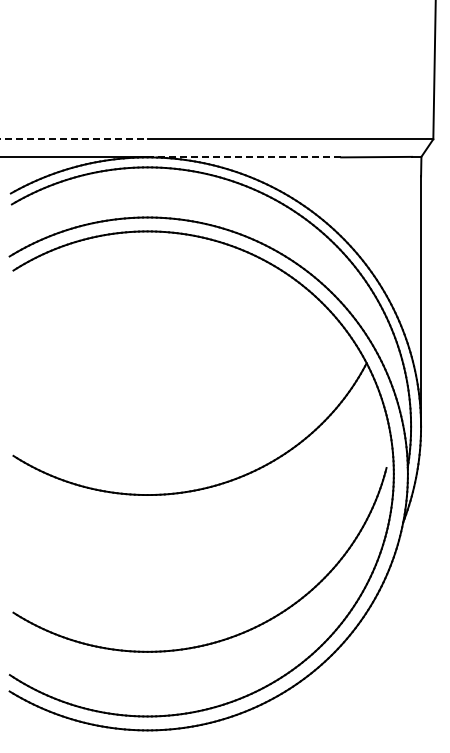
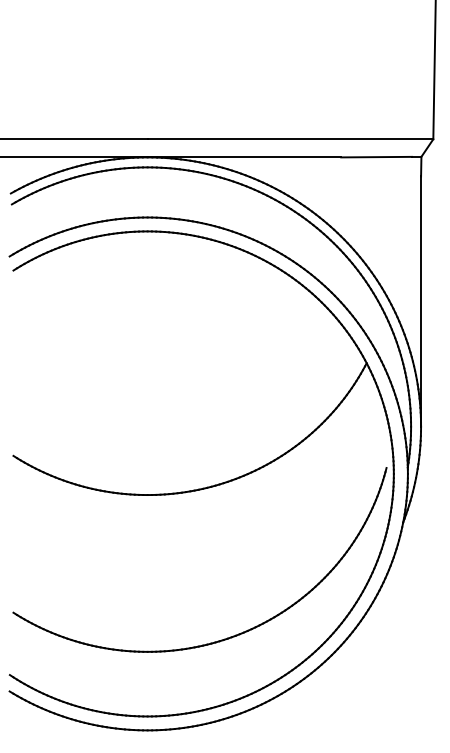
line: dashed -> solid (74, 139)
line: dashed -> solid (244, 157)
